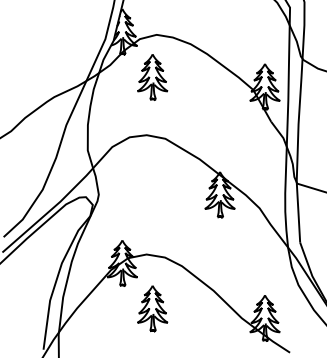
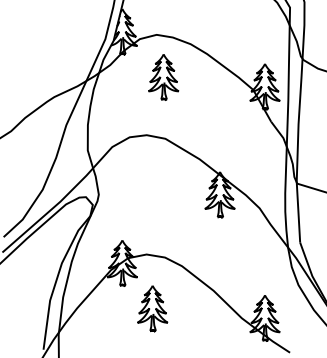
part position: (152, 77) -> (163, 77) (163, 77)
